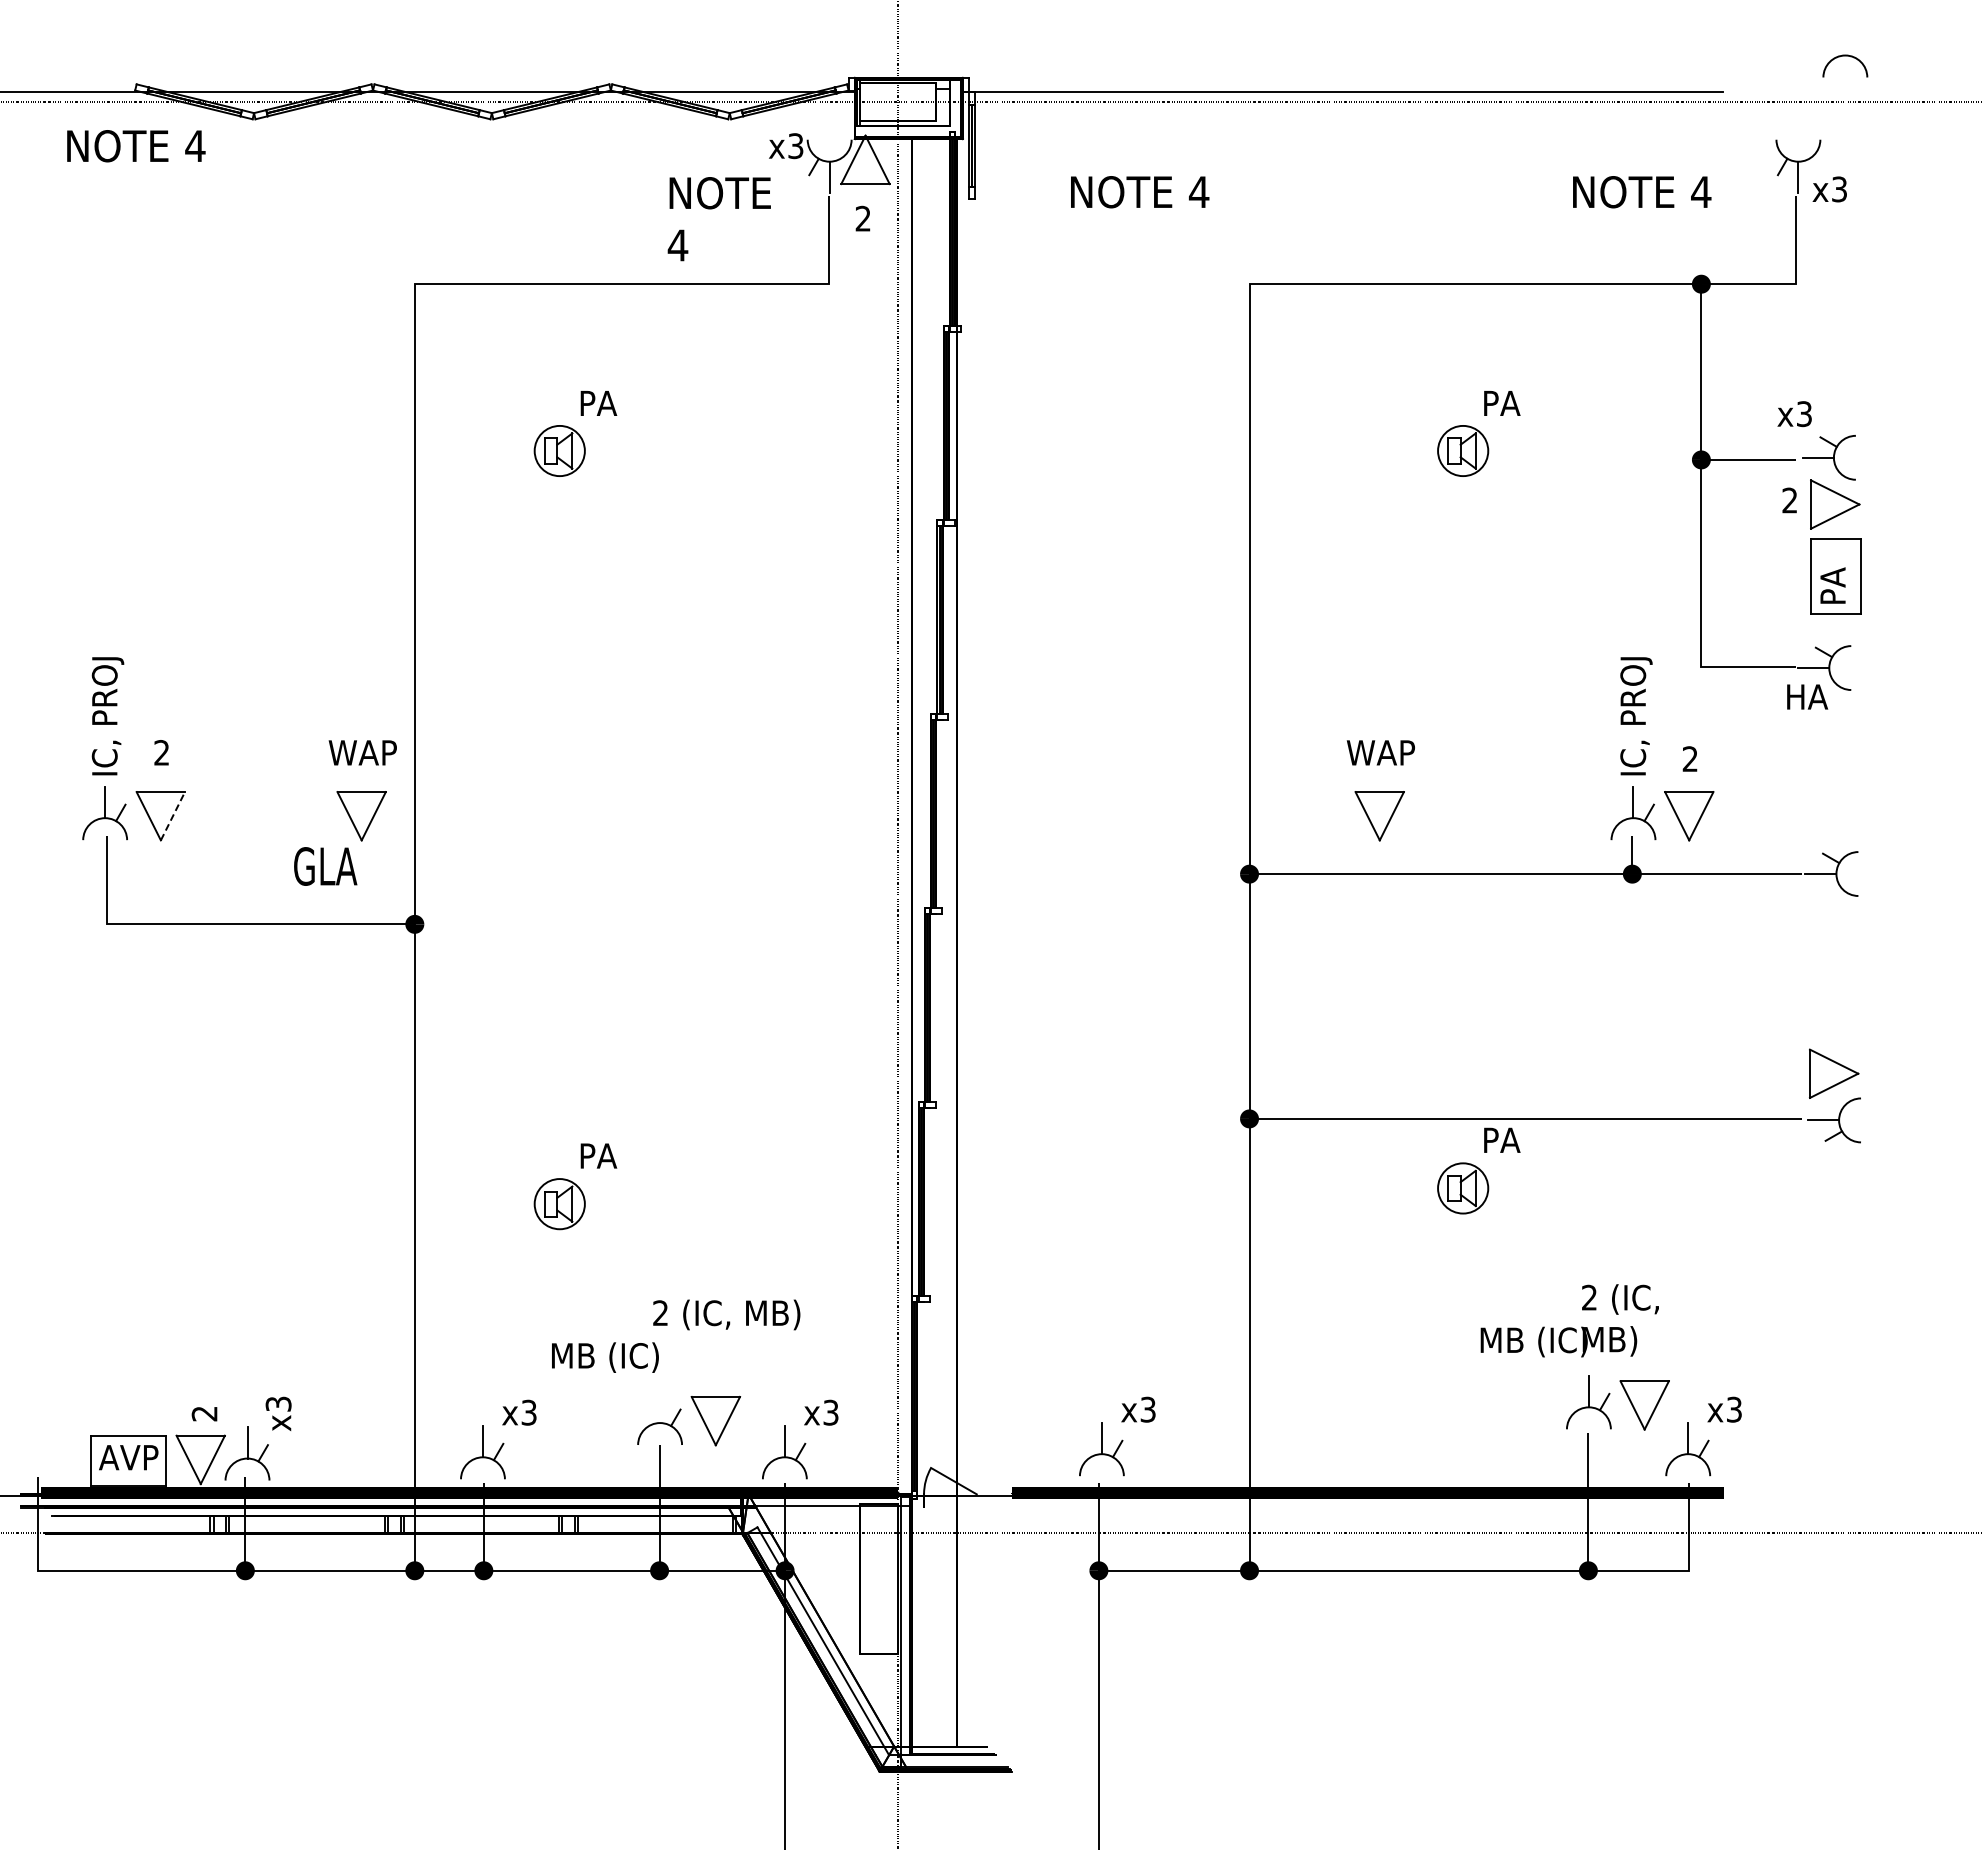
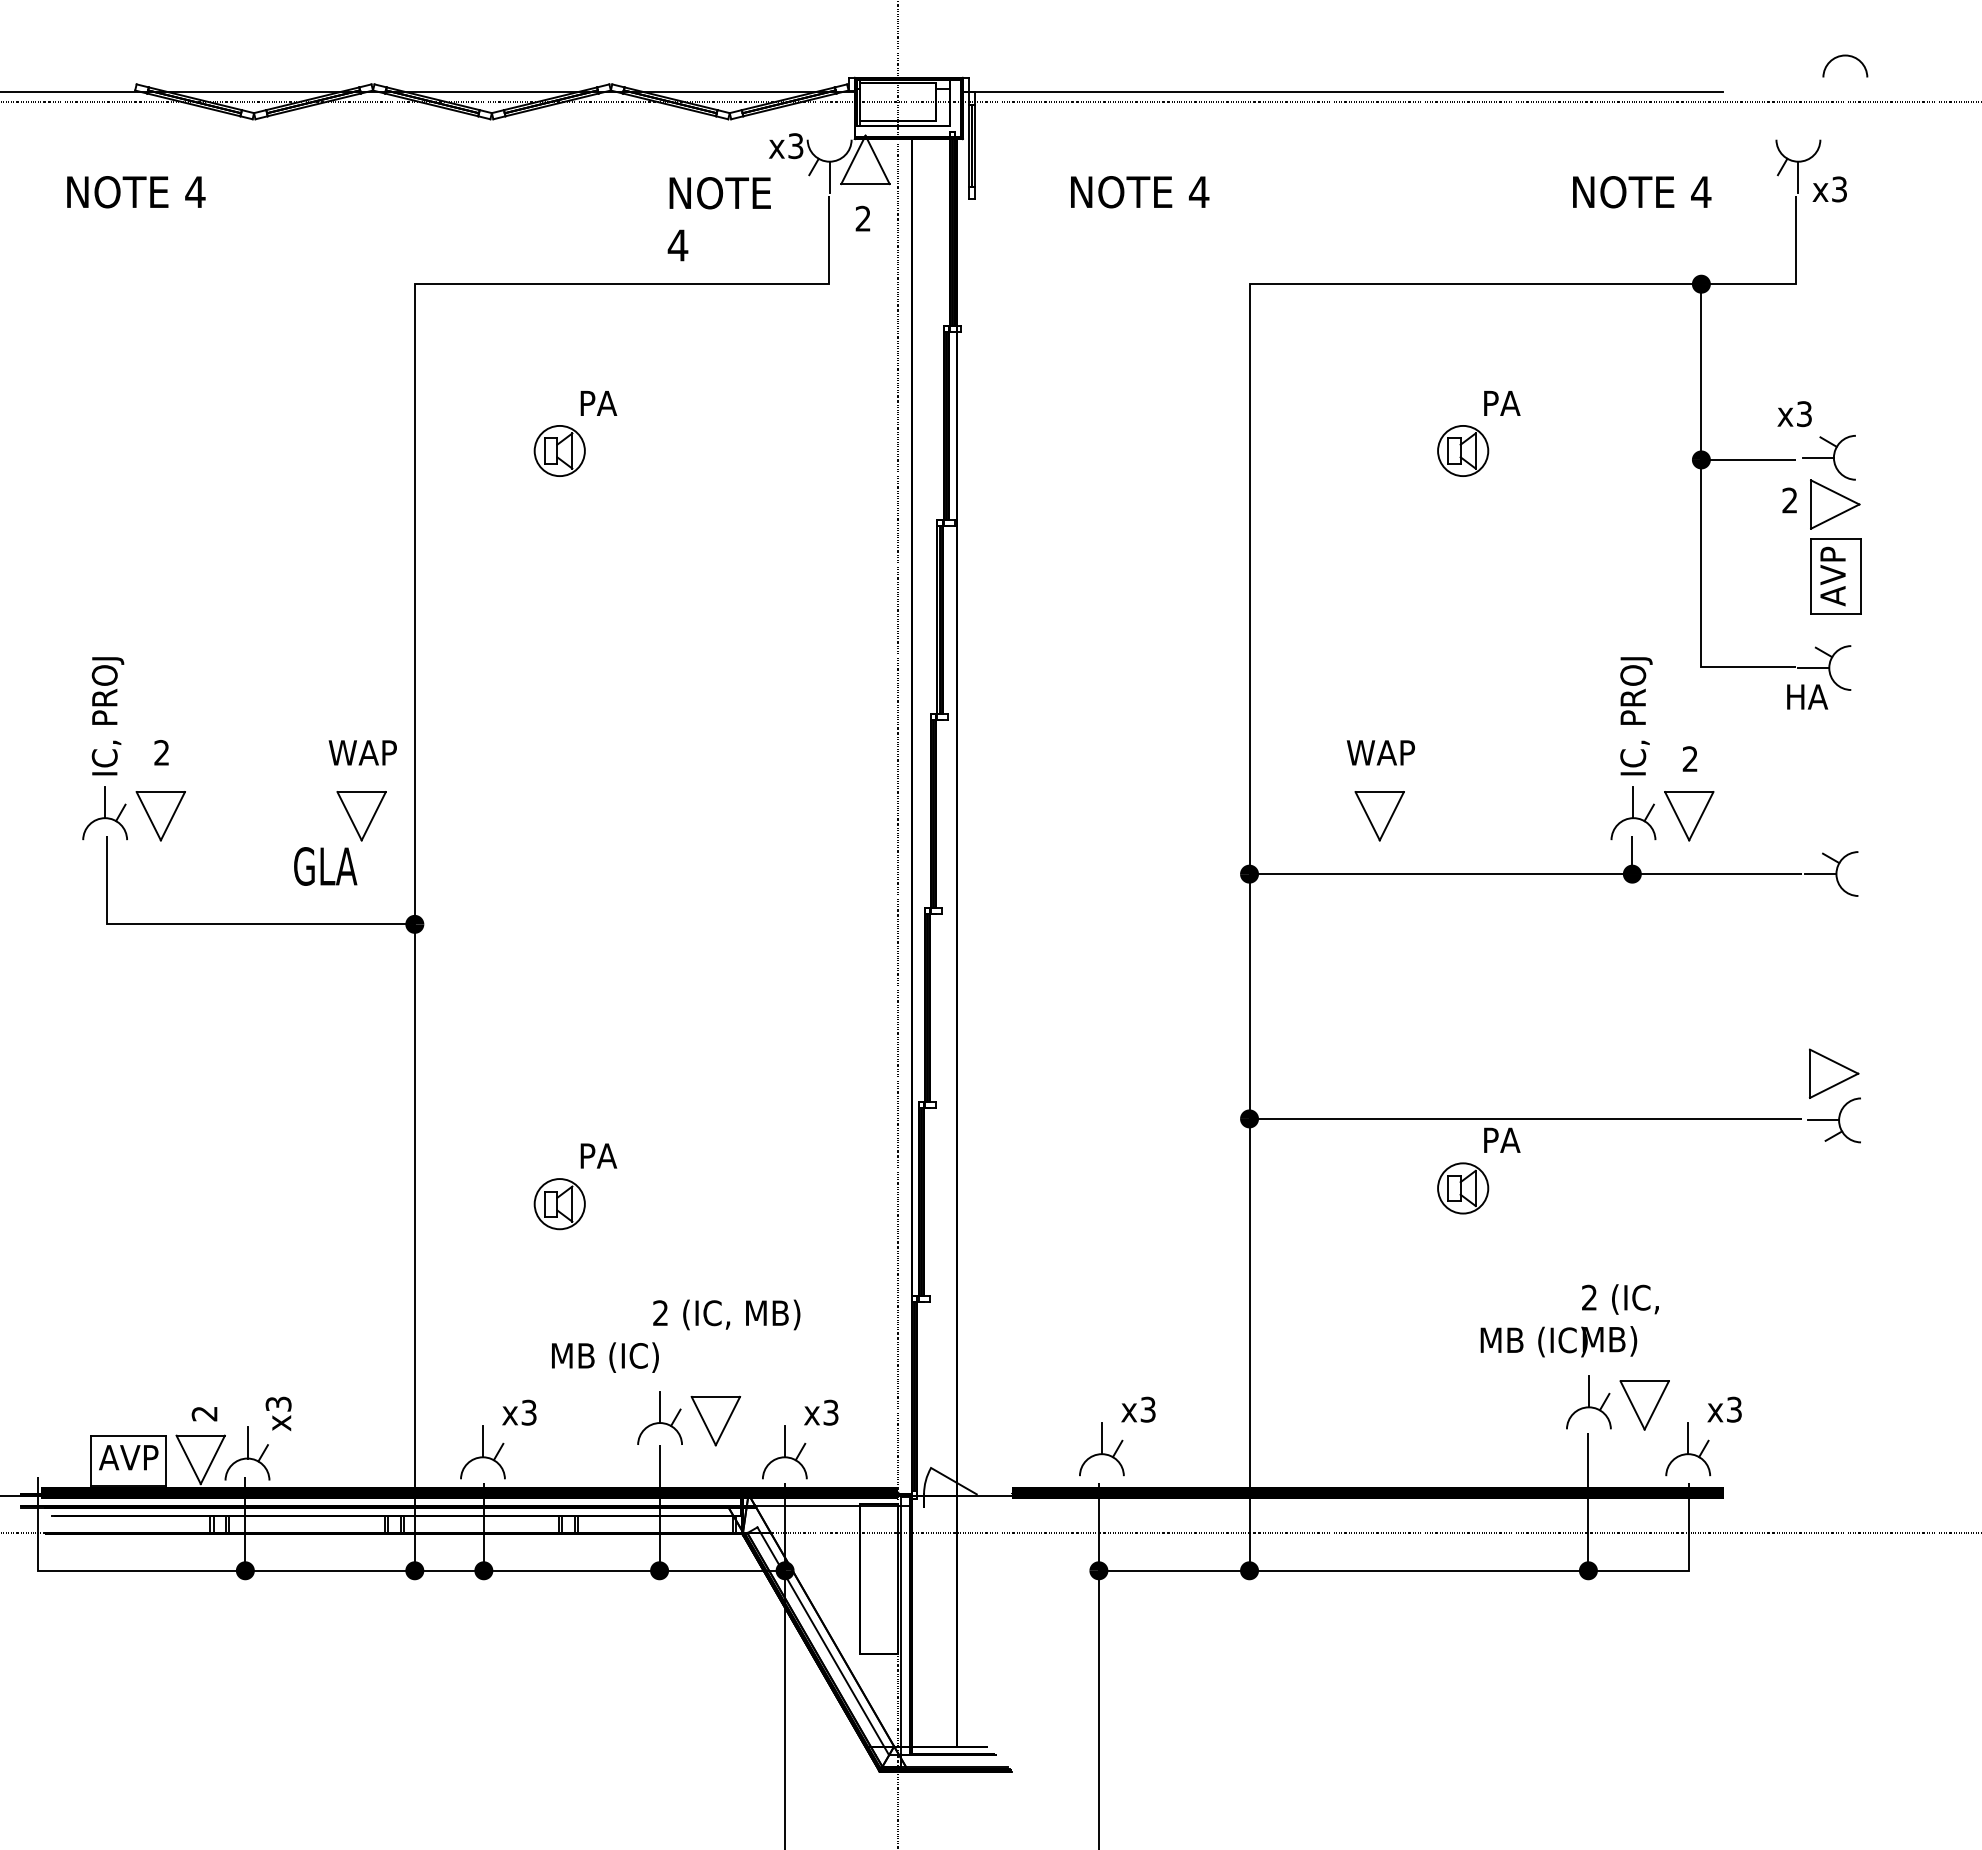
text position: (136, 146) -> (136, 192) (136, 192)
text: PA -> AVP (1832, 576)
line: dashed -> solid (173, 815)
line: none -> present (660, 1407)
